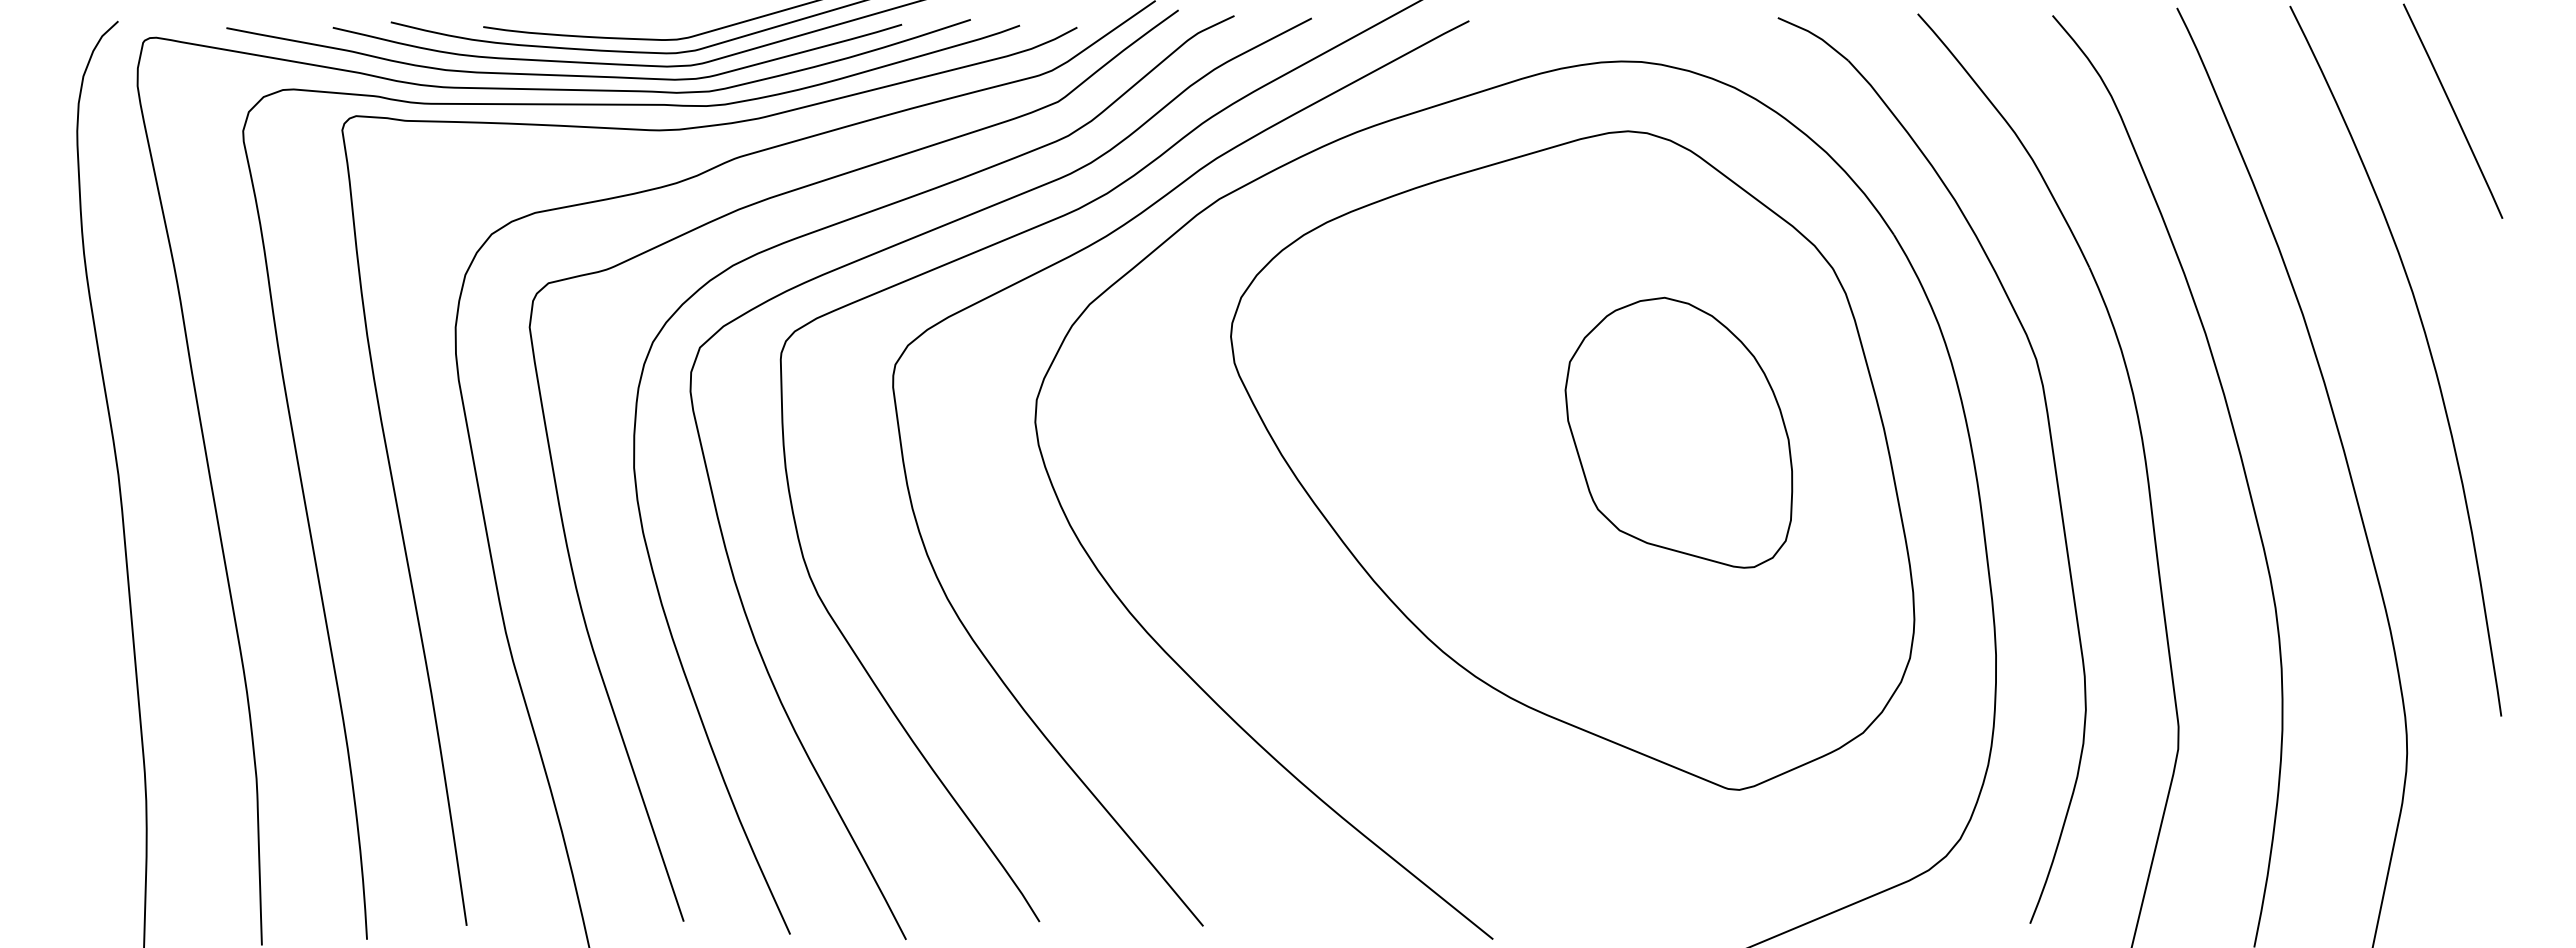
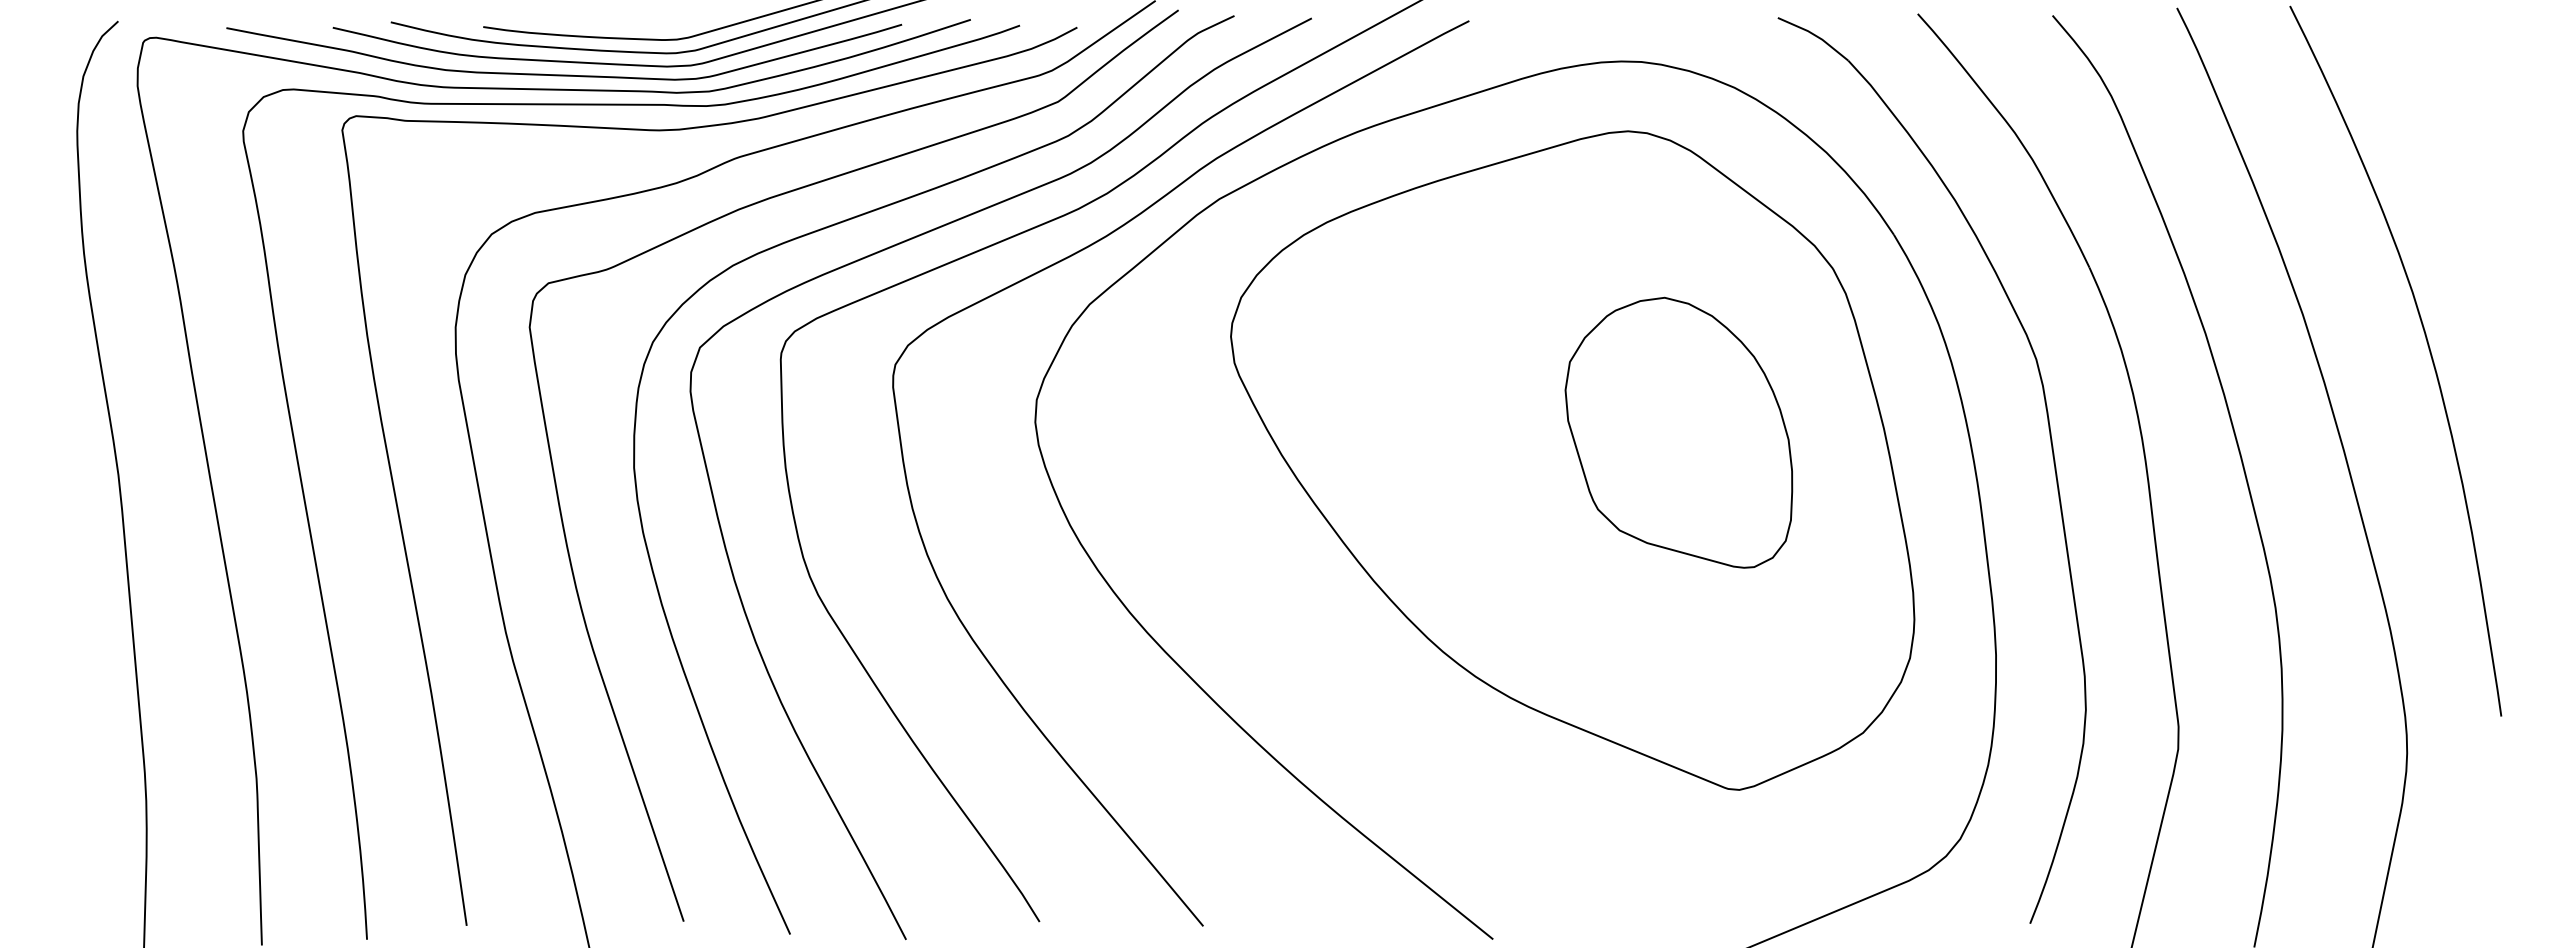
line: present -> none (2452, 110)
